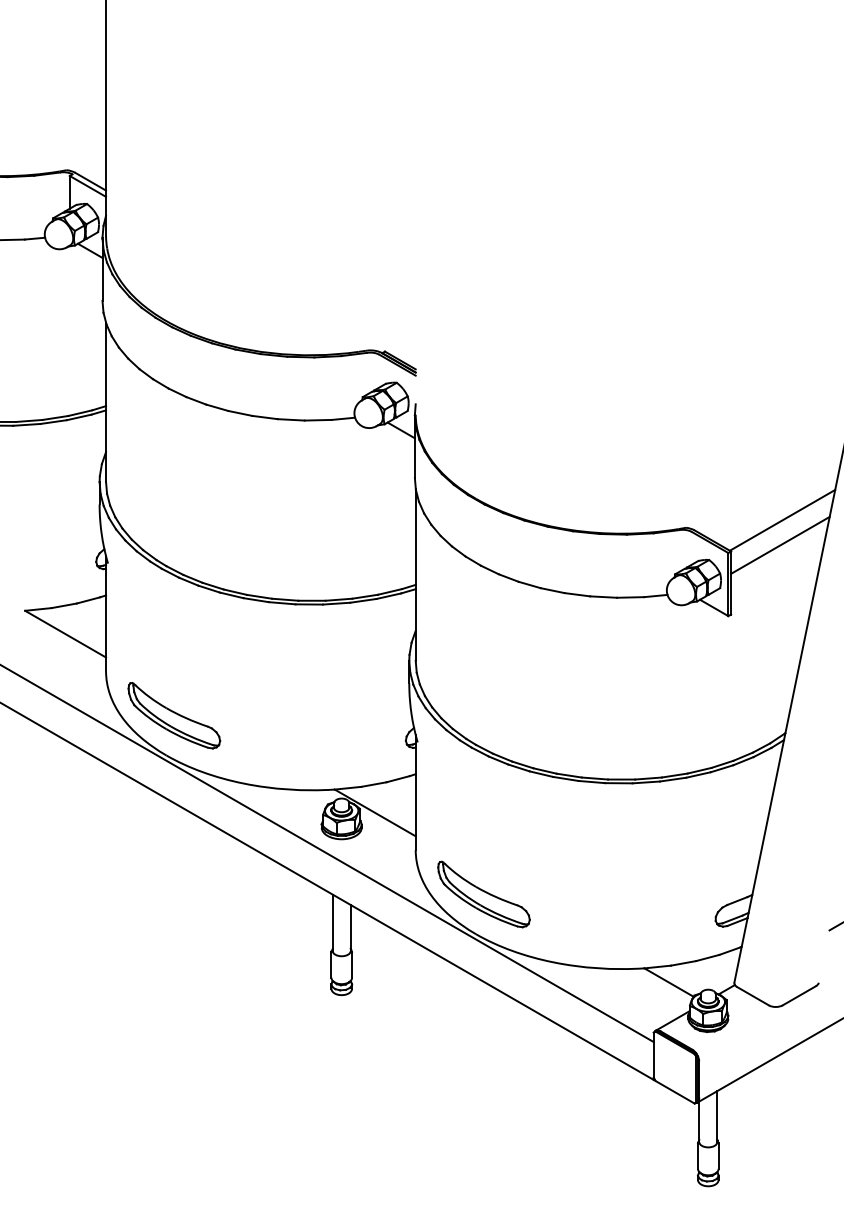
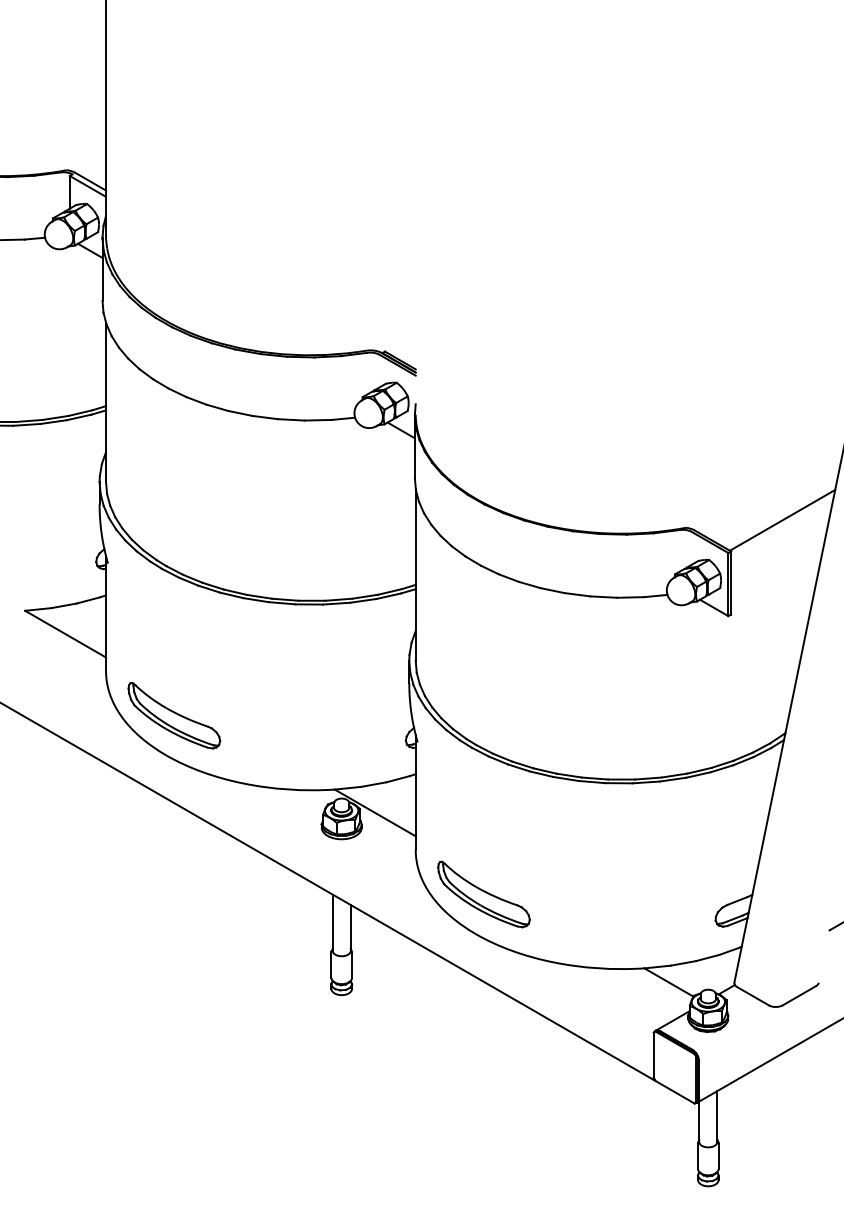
line: present -> none (780, 544)
line: present -> none (327, 853)
